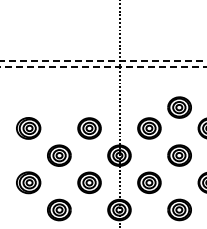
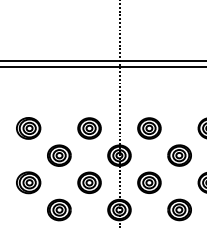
line: dashed -> solid (102, 60)
line: dashed -> solid (103, 67)
part: present -> none (179, 107)
